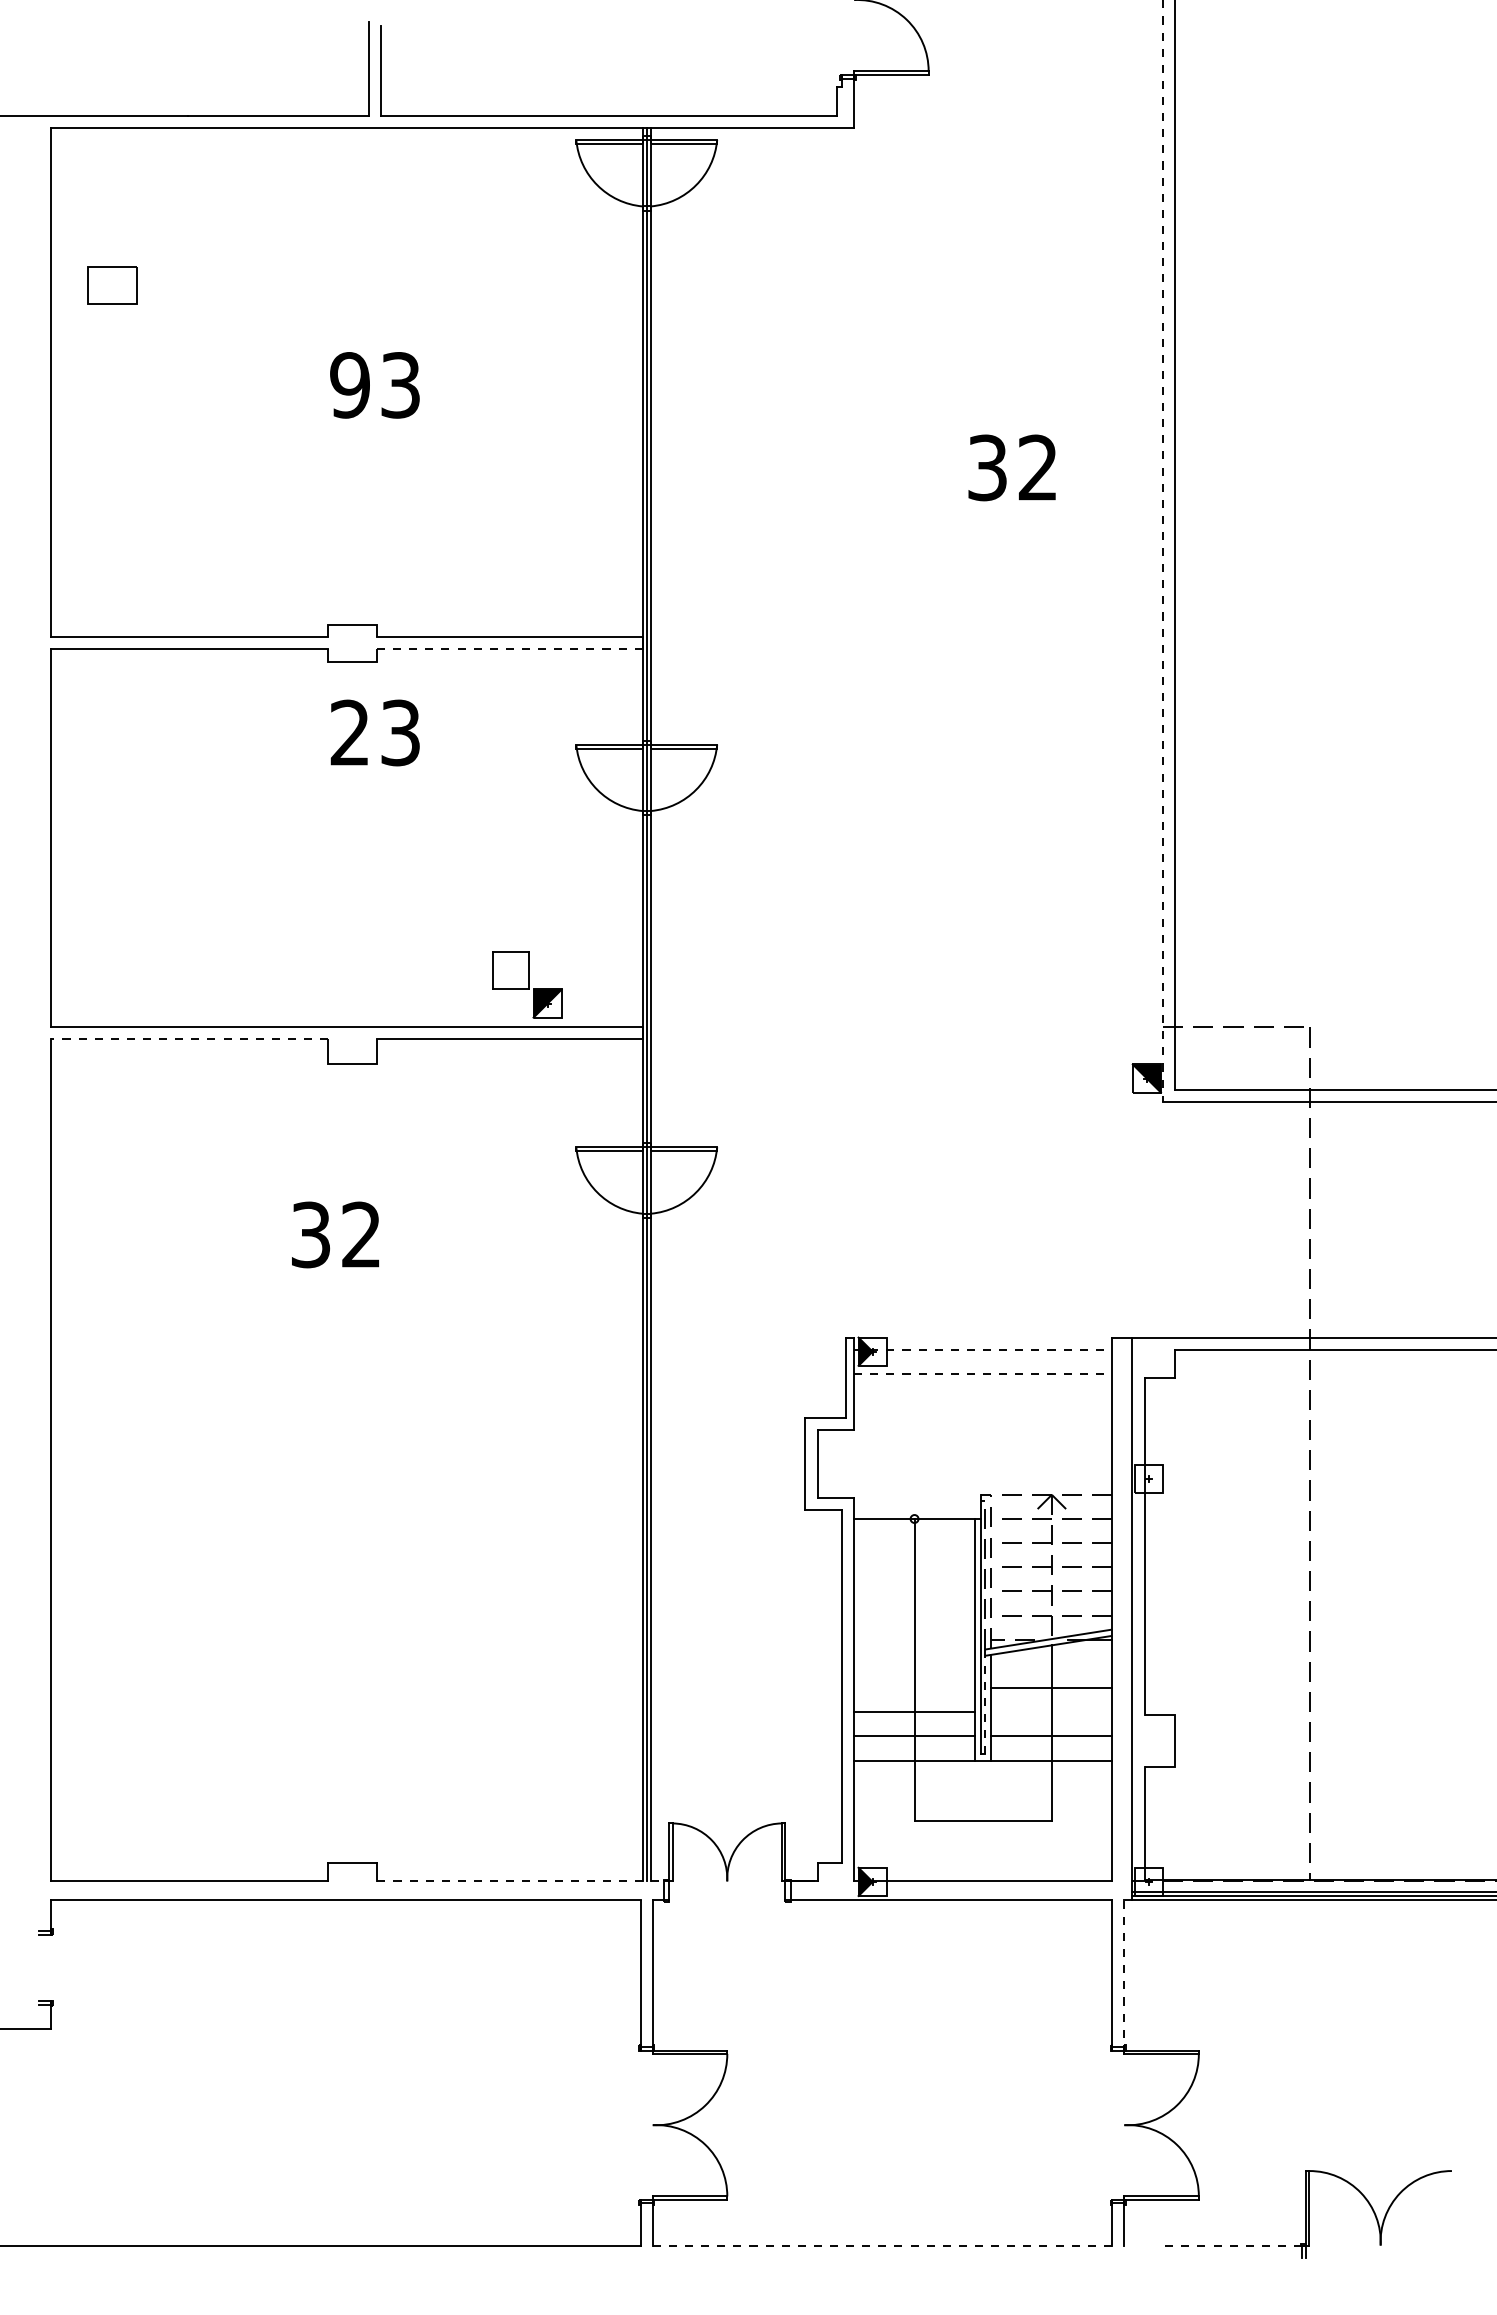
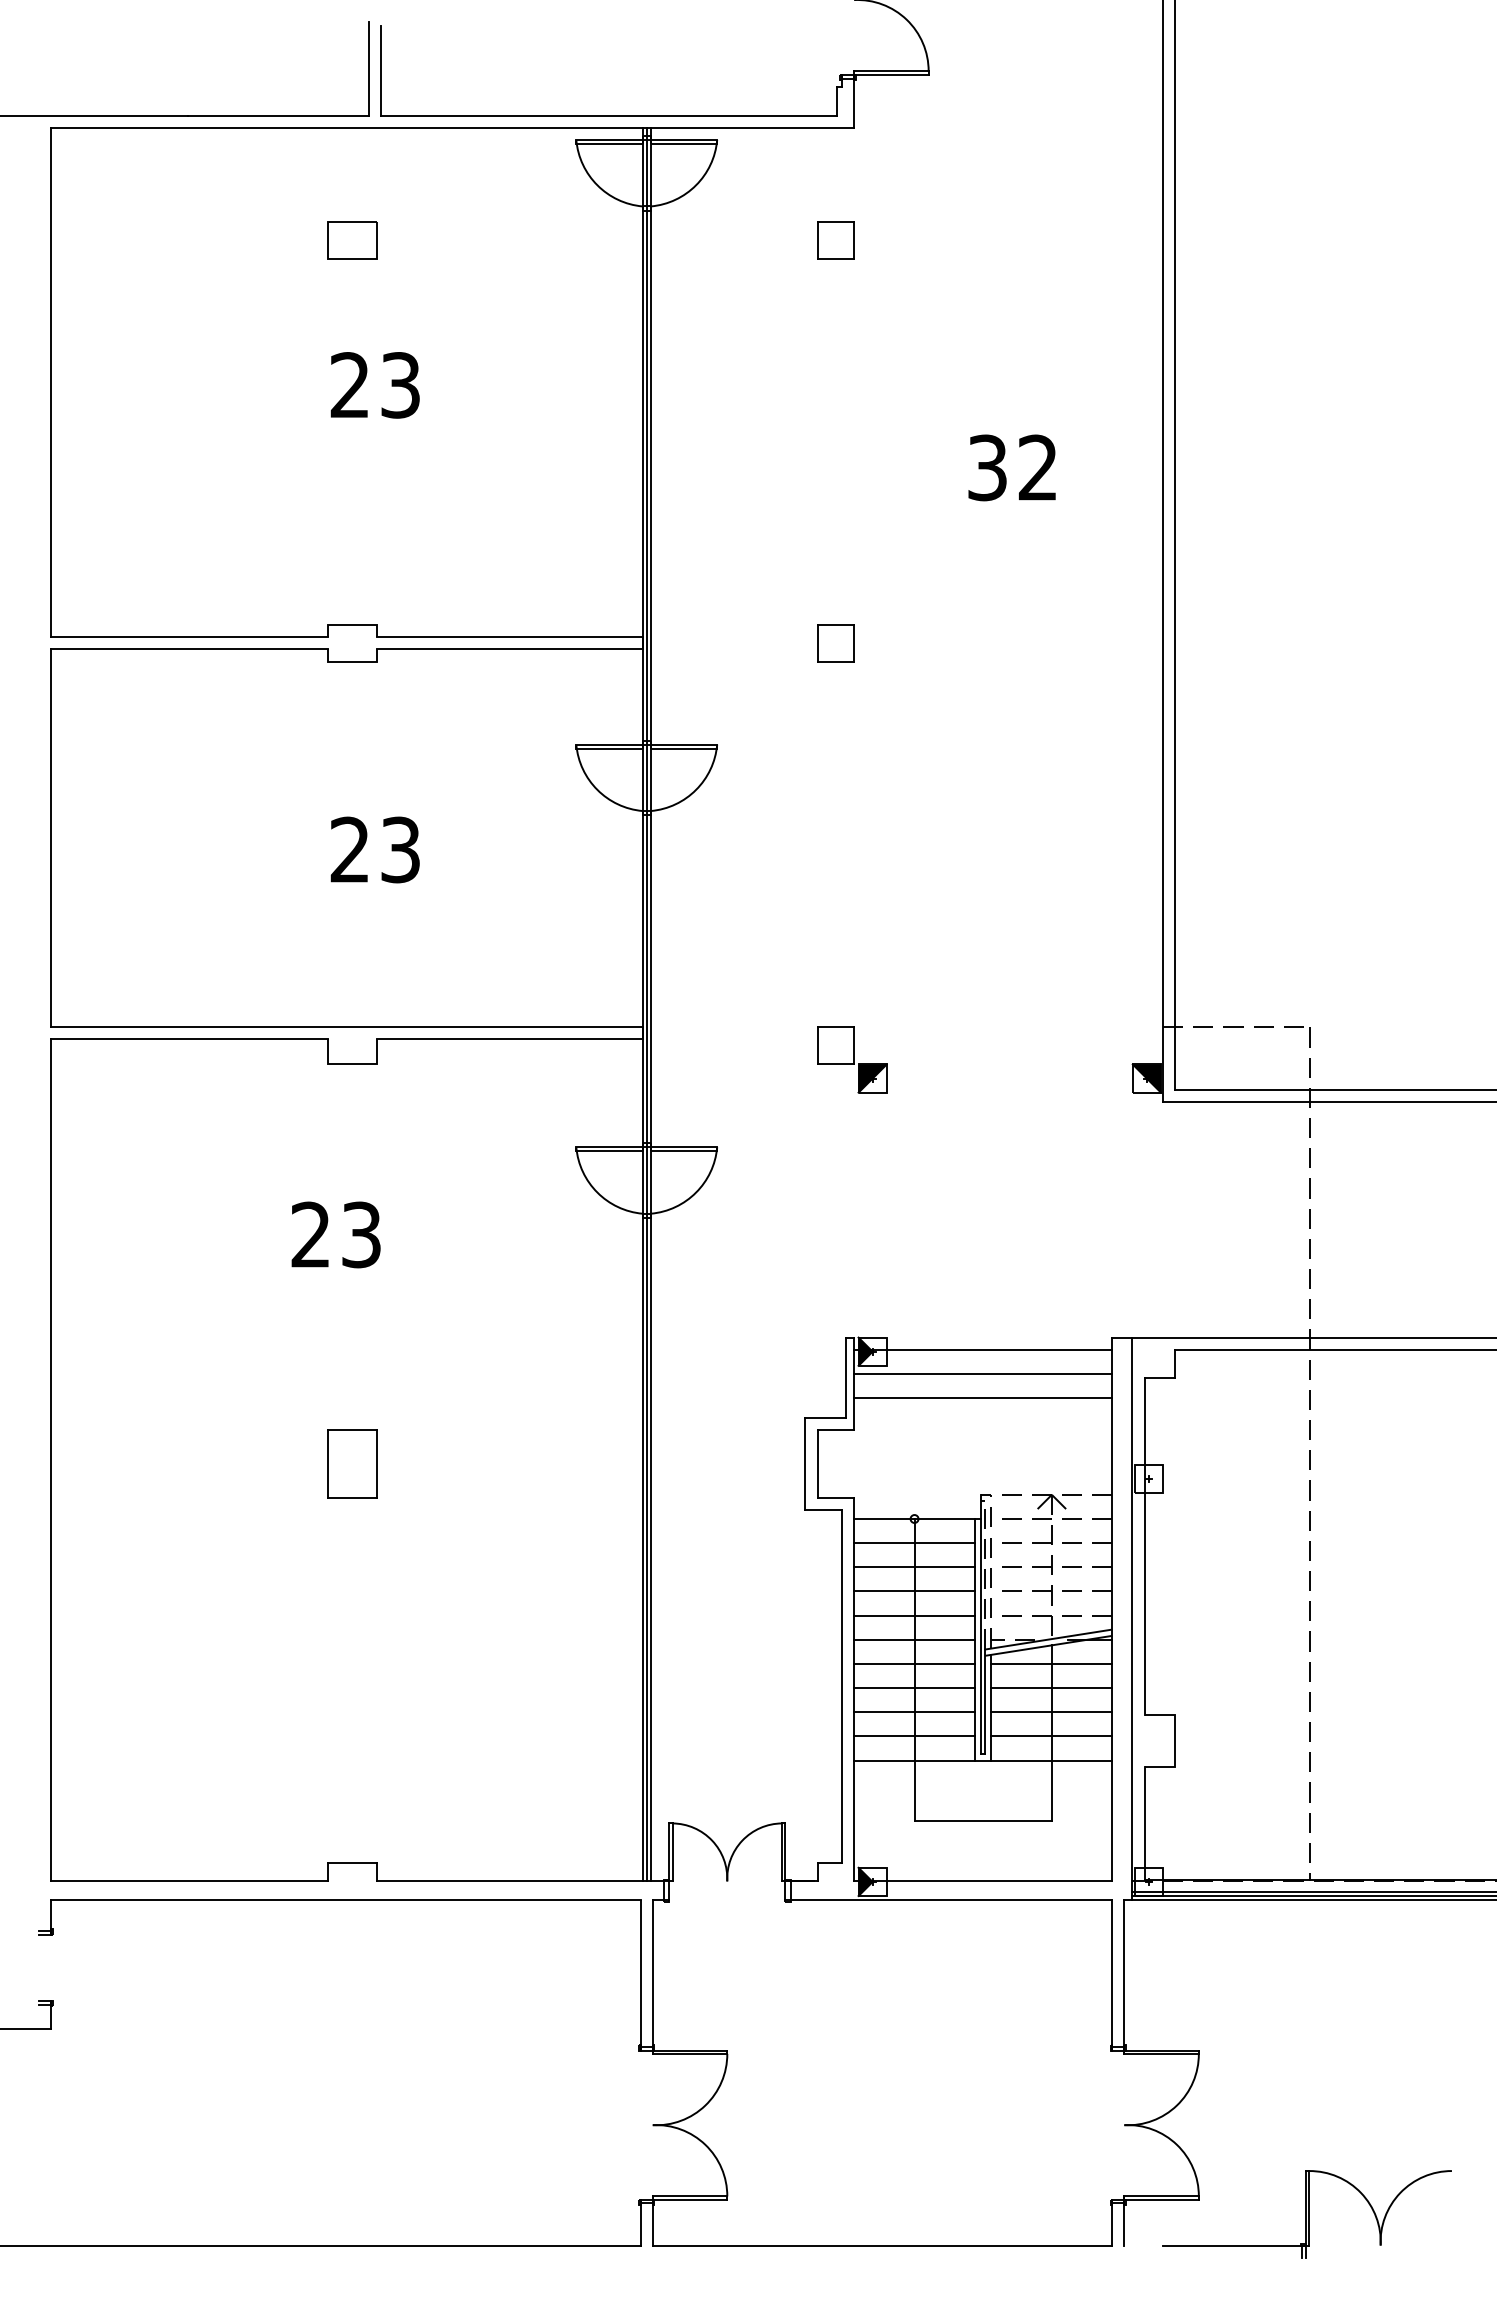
part: none -> present (835, 240)
part position: (112, 285) -> (352, 240) (352, 240)
text: 93 -> 23 (349, 385)
line: dashed -> solid (1163, 551)
part: none -> present (835, 643)
line: dashed -> solid (510, 649)
text position: (374, 732) -> (374, 849) (374, 849)
part position: (527, 984) -> (852, 1059) (852, 1059)
line: dashed -> solid (189, 1039)
text: 32 -> 23 (335, 1234)
line: dashed -> solid (983, 1349)
line: dashed -> solid (983, 1374)
line: none -> present (983, 1398)
part: none -> present (352, 1463)
line: none -> present (914, 1543)
line: none -> present (914, 1567)
line: none -> present (914, 1591)
line: none -> present (914, 1615)
line: none -> present (914, 1639)
line: none -> present (914, 1663)
line: none -> present (1051, 1663)
line: none -> present (914, 1688)
line: dashed -> solid (985, 1701)
line: none -> present (1051, 1712)
line: dashed -> solid (521, 1881)
line: dashed -> solid (1124, 1976)
line: dashed -> solid (882, 2245)
line: dashed -> solid (1232, 2245)
